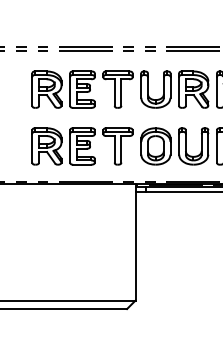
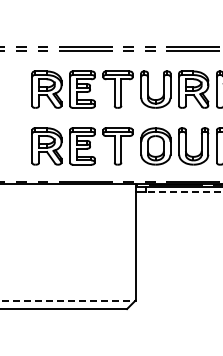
line: solid -> dashed (184, 192)
line: solid -> dashed (68, 300)
